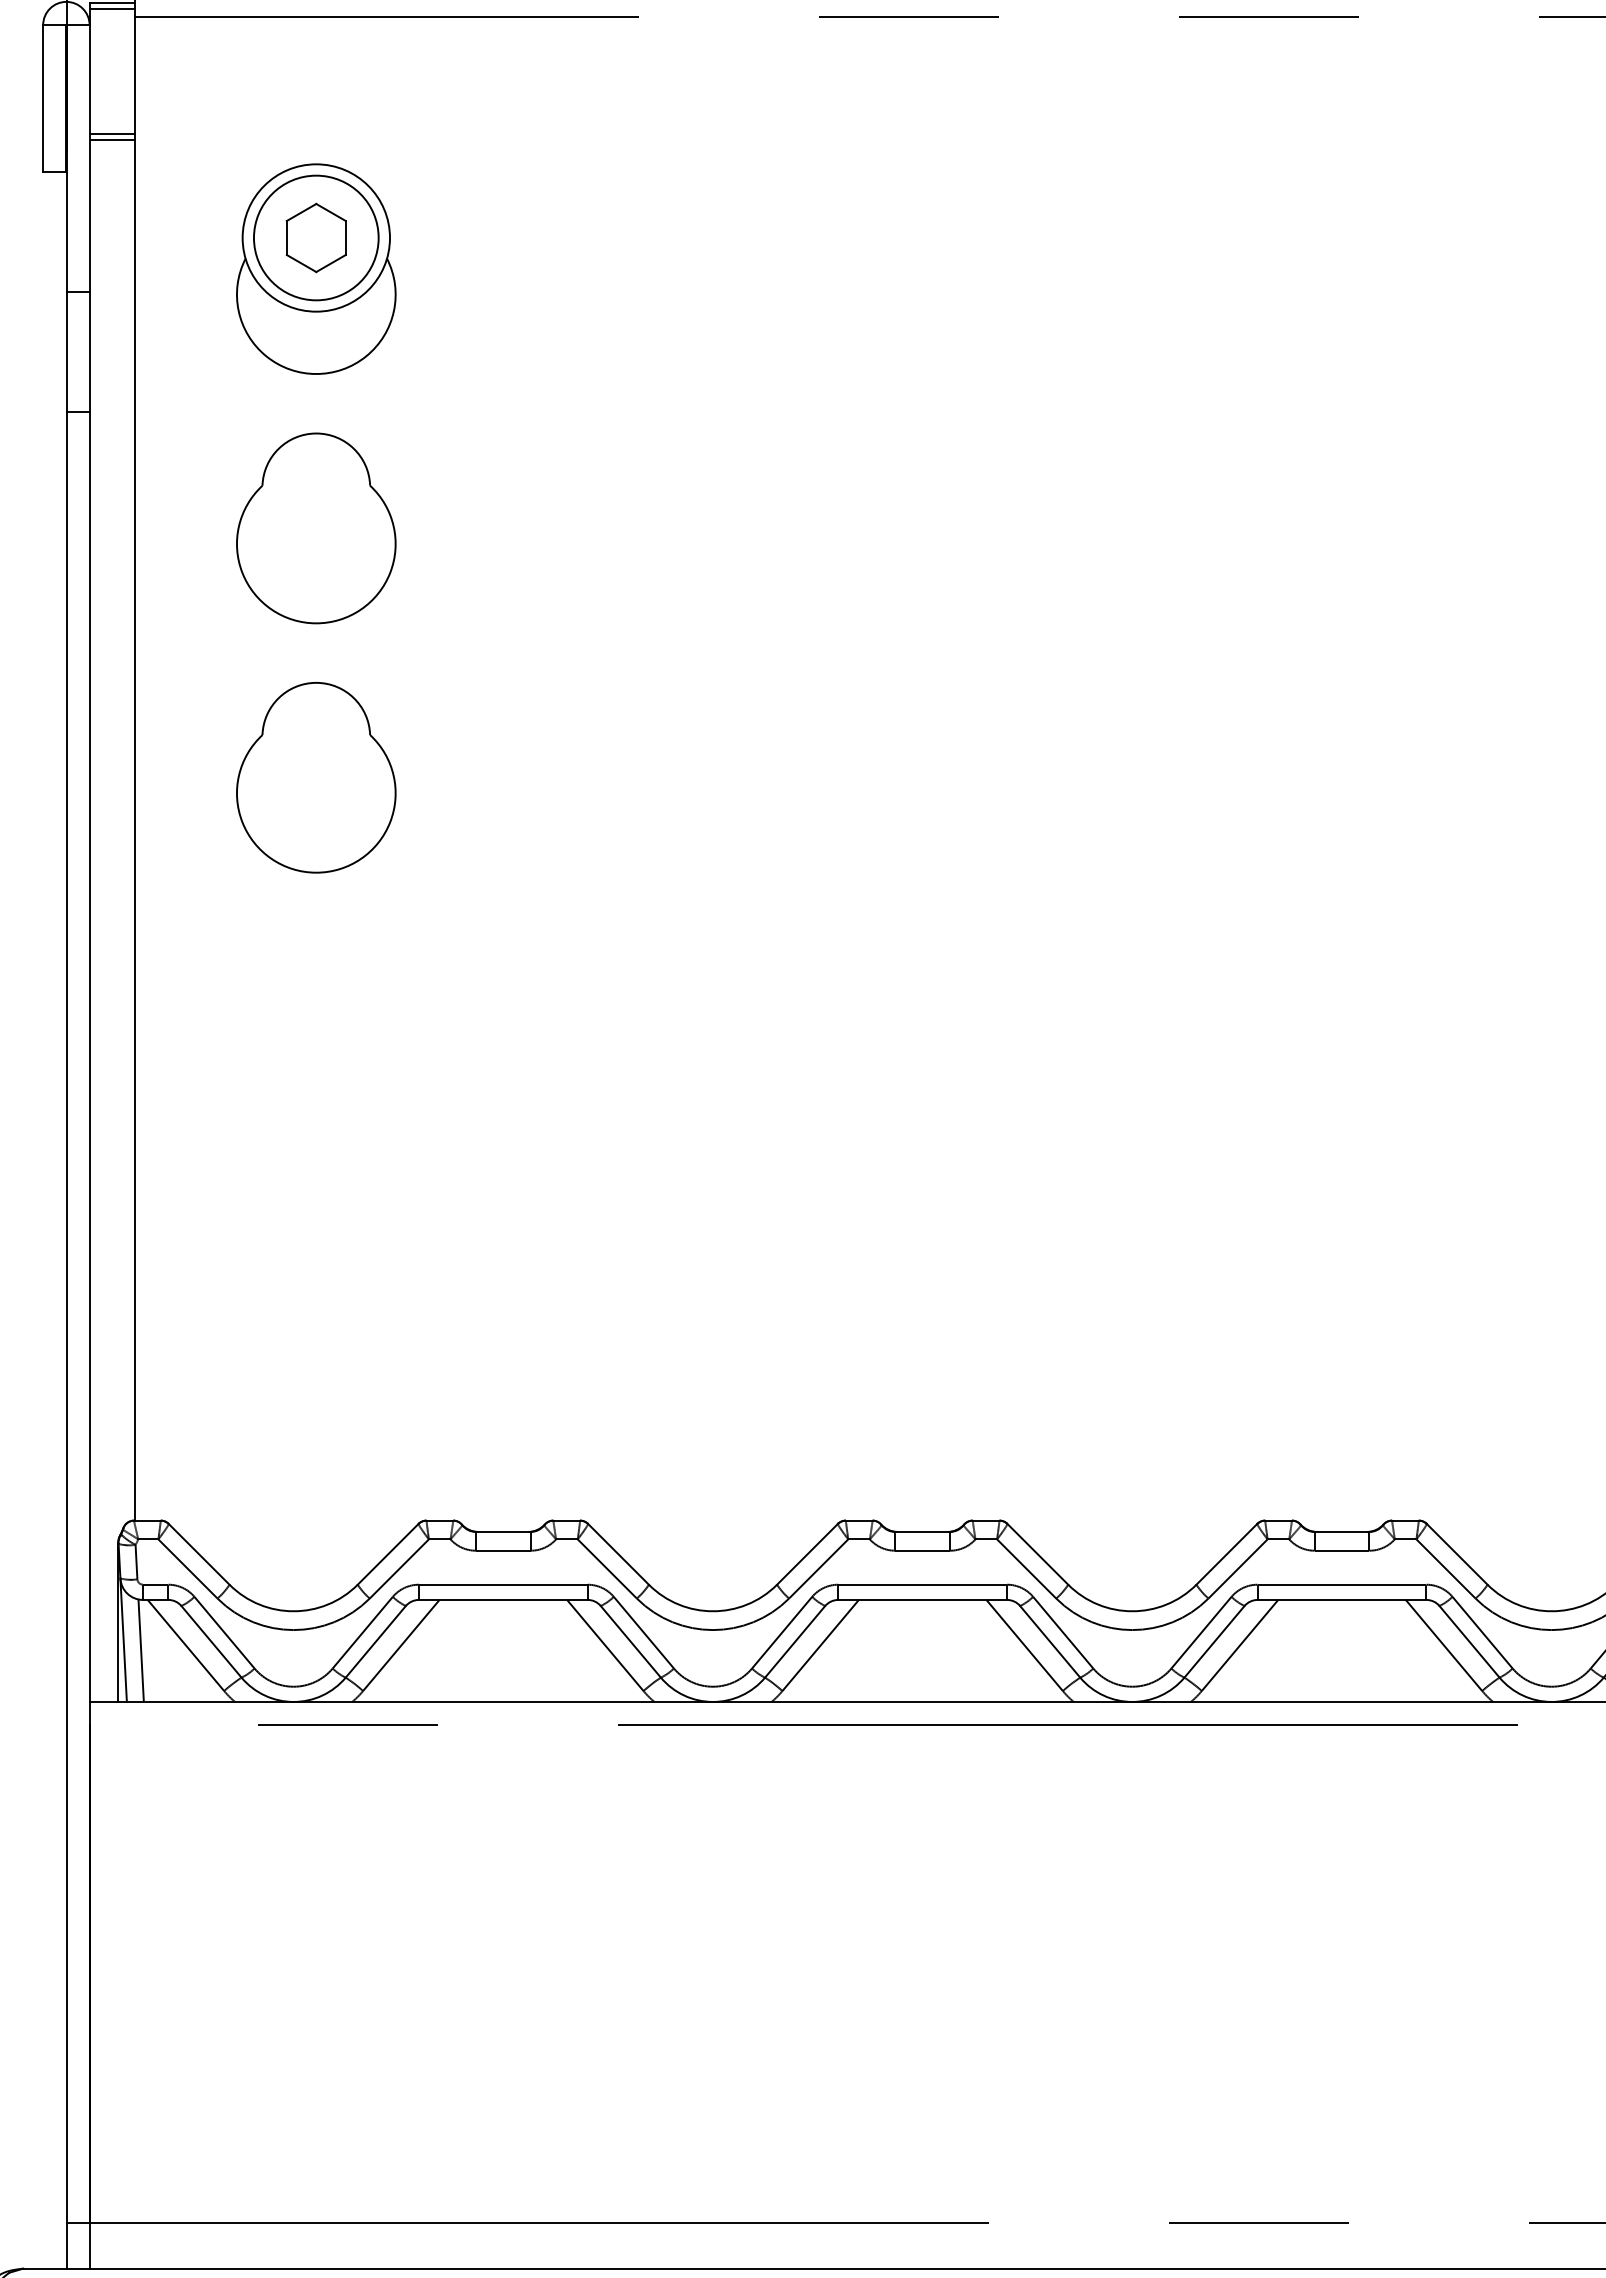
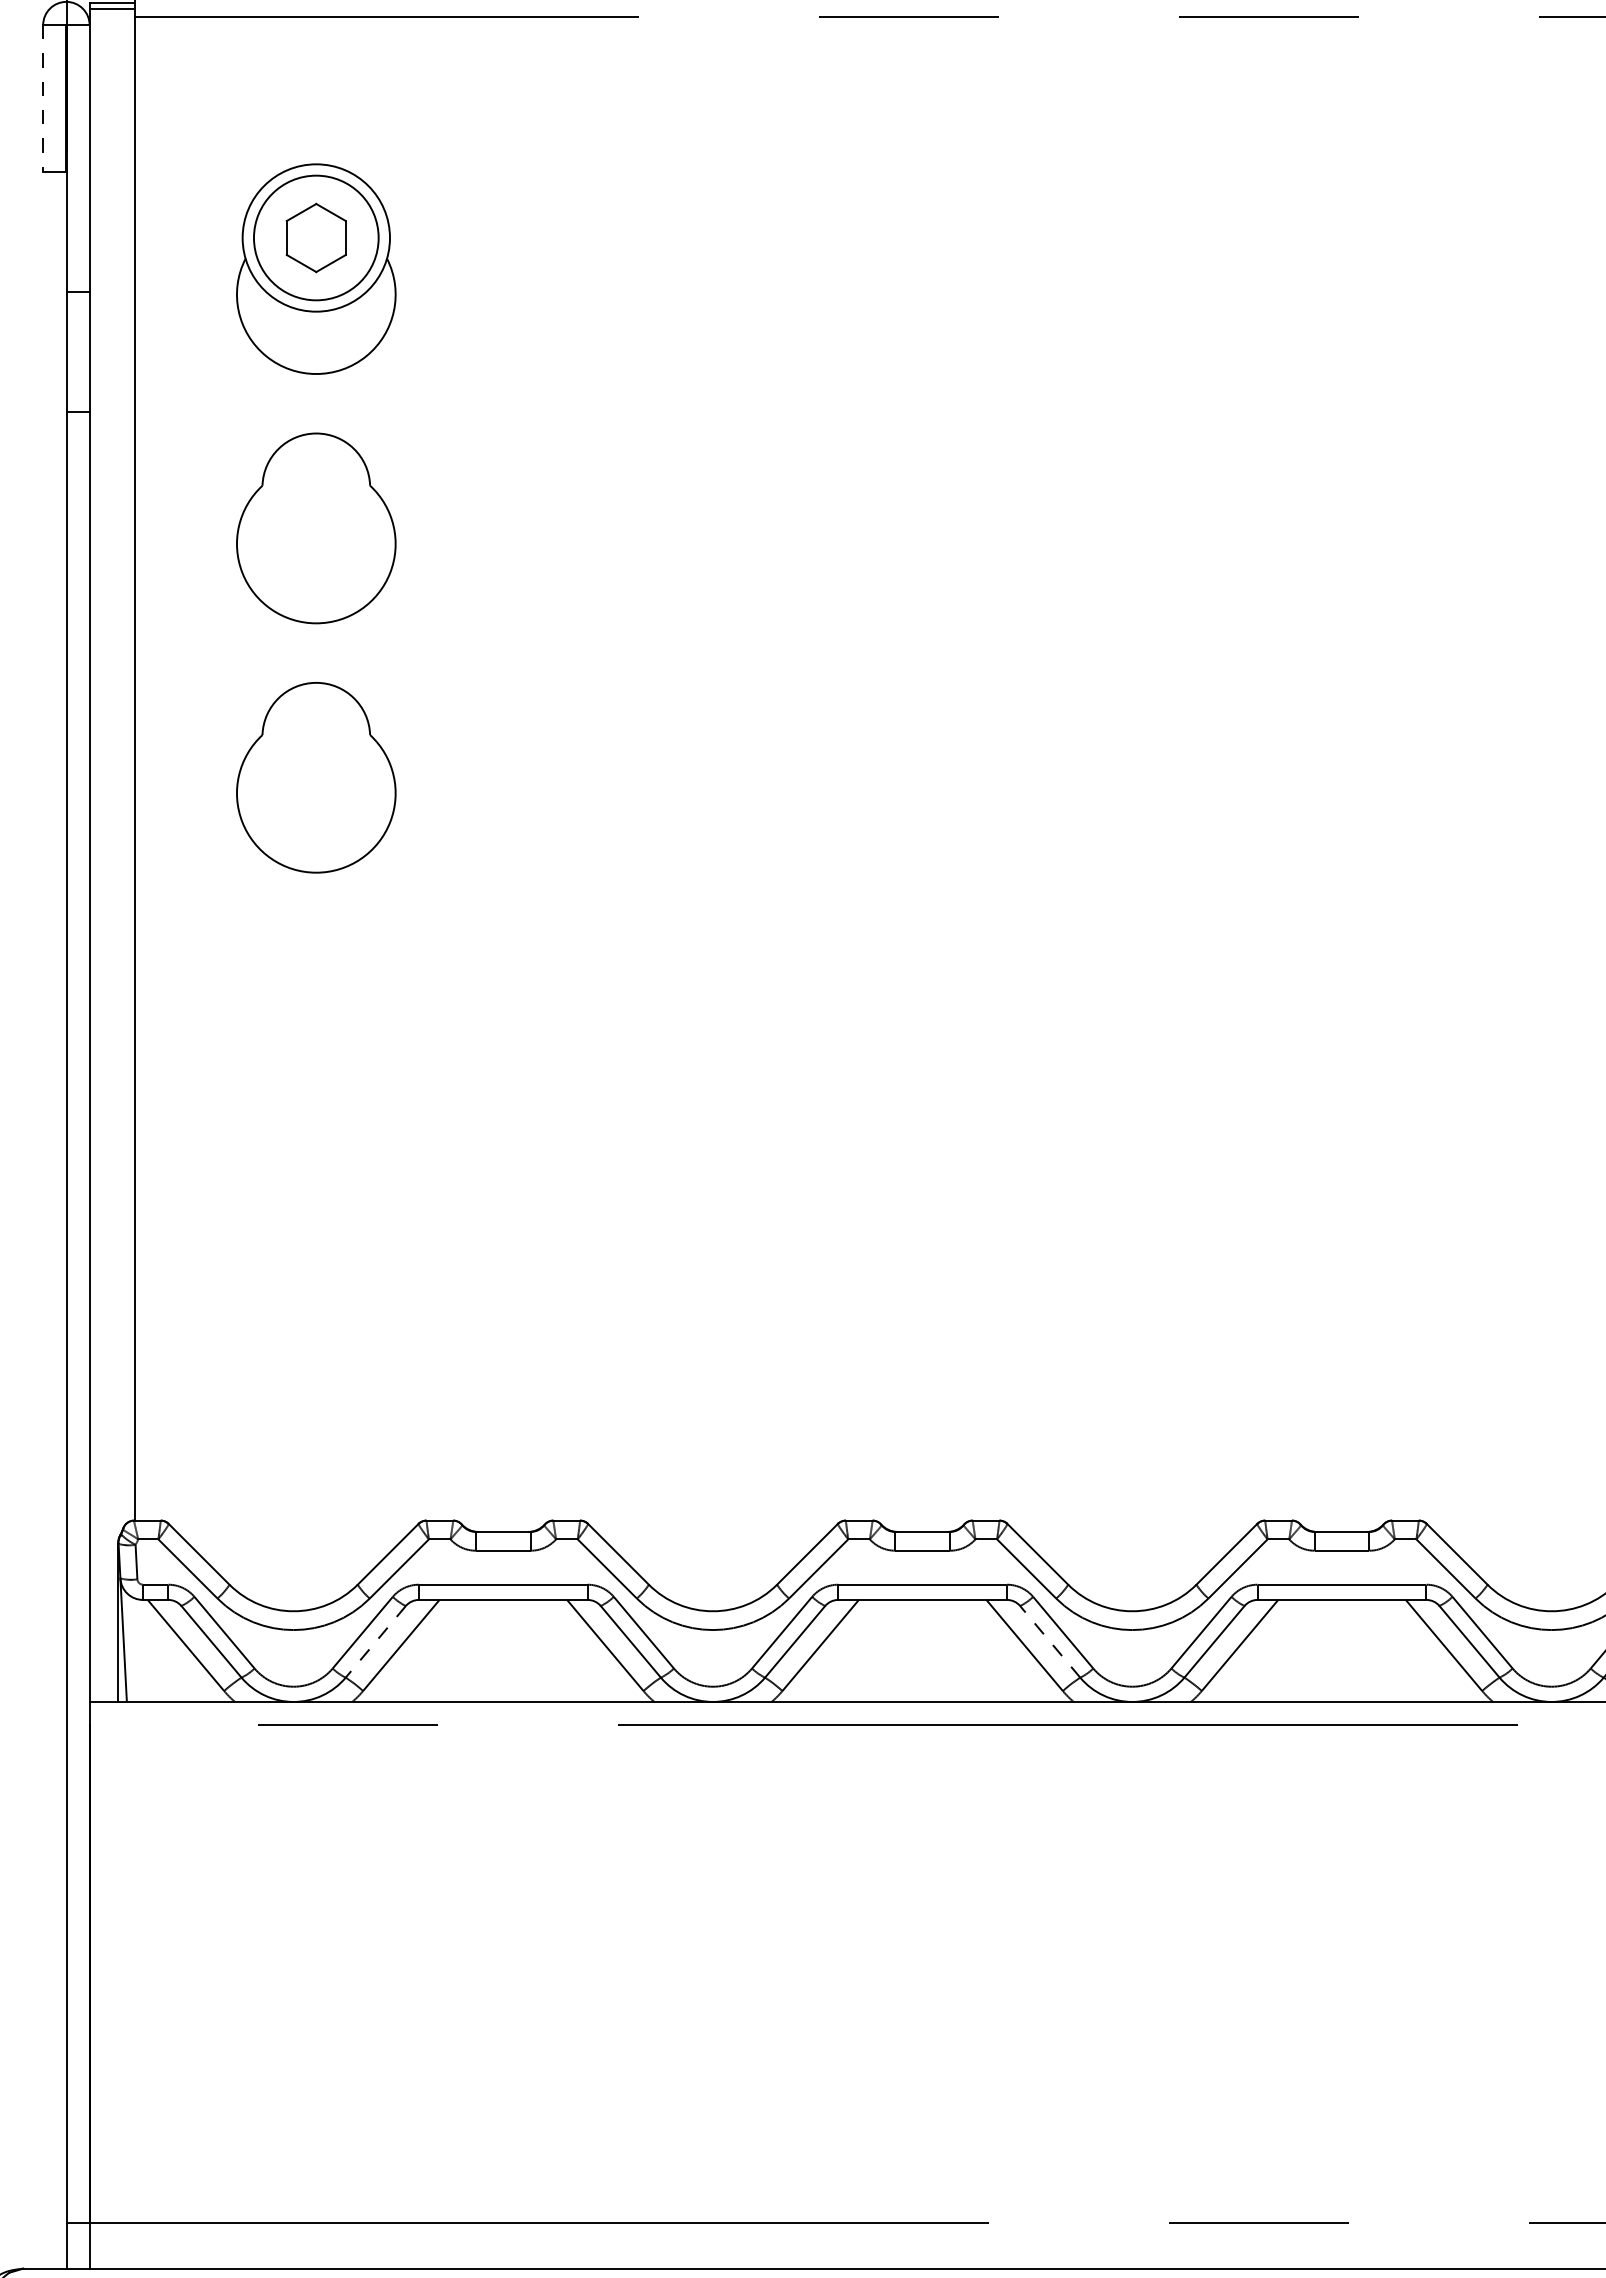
line: solid -> dashed (43, 99)
line: present -> none (111, 134)
line: present -> none (111, 140)
line: solid -> dashed (375, 1641)
line: solid -> dashed (1050, 1641)
line: present -> none (140, 1650)
